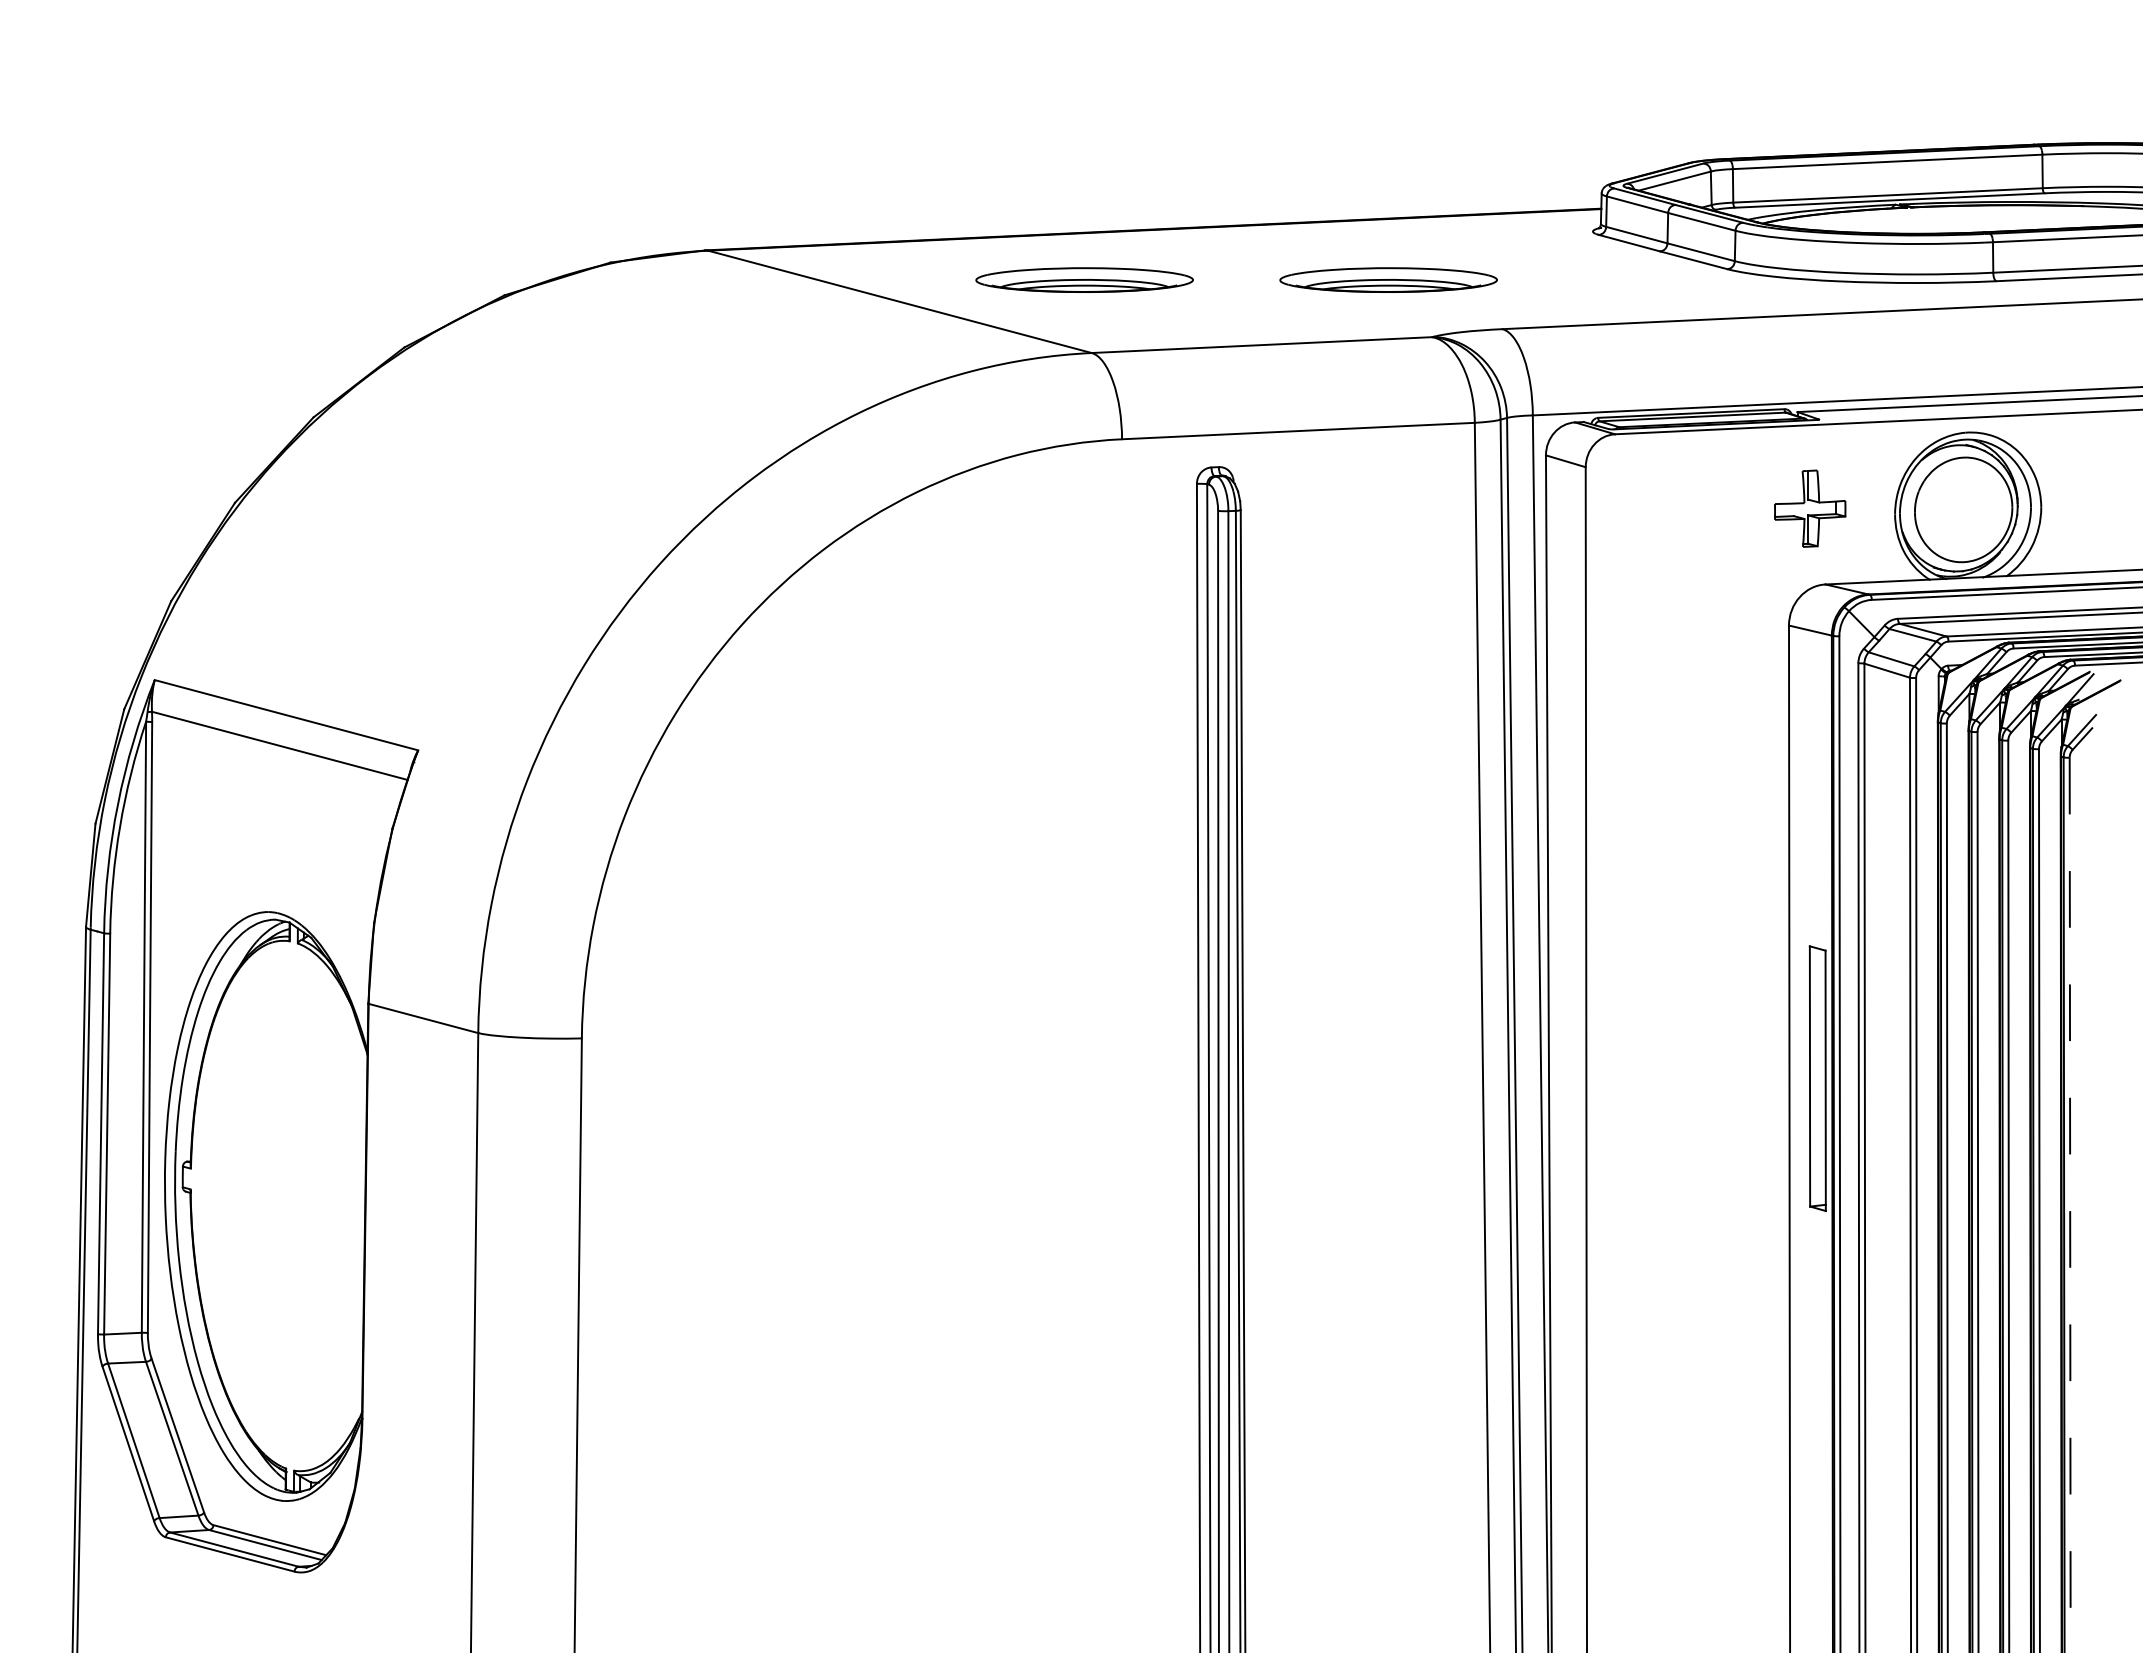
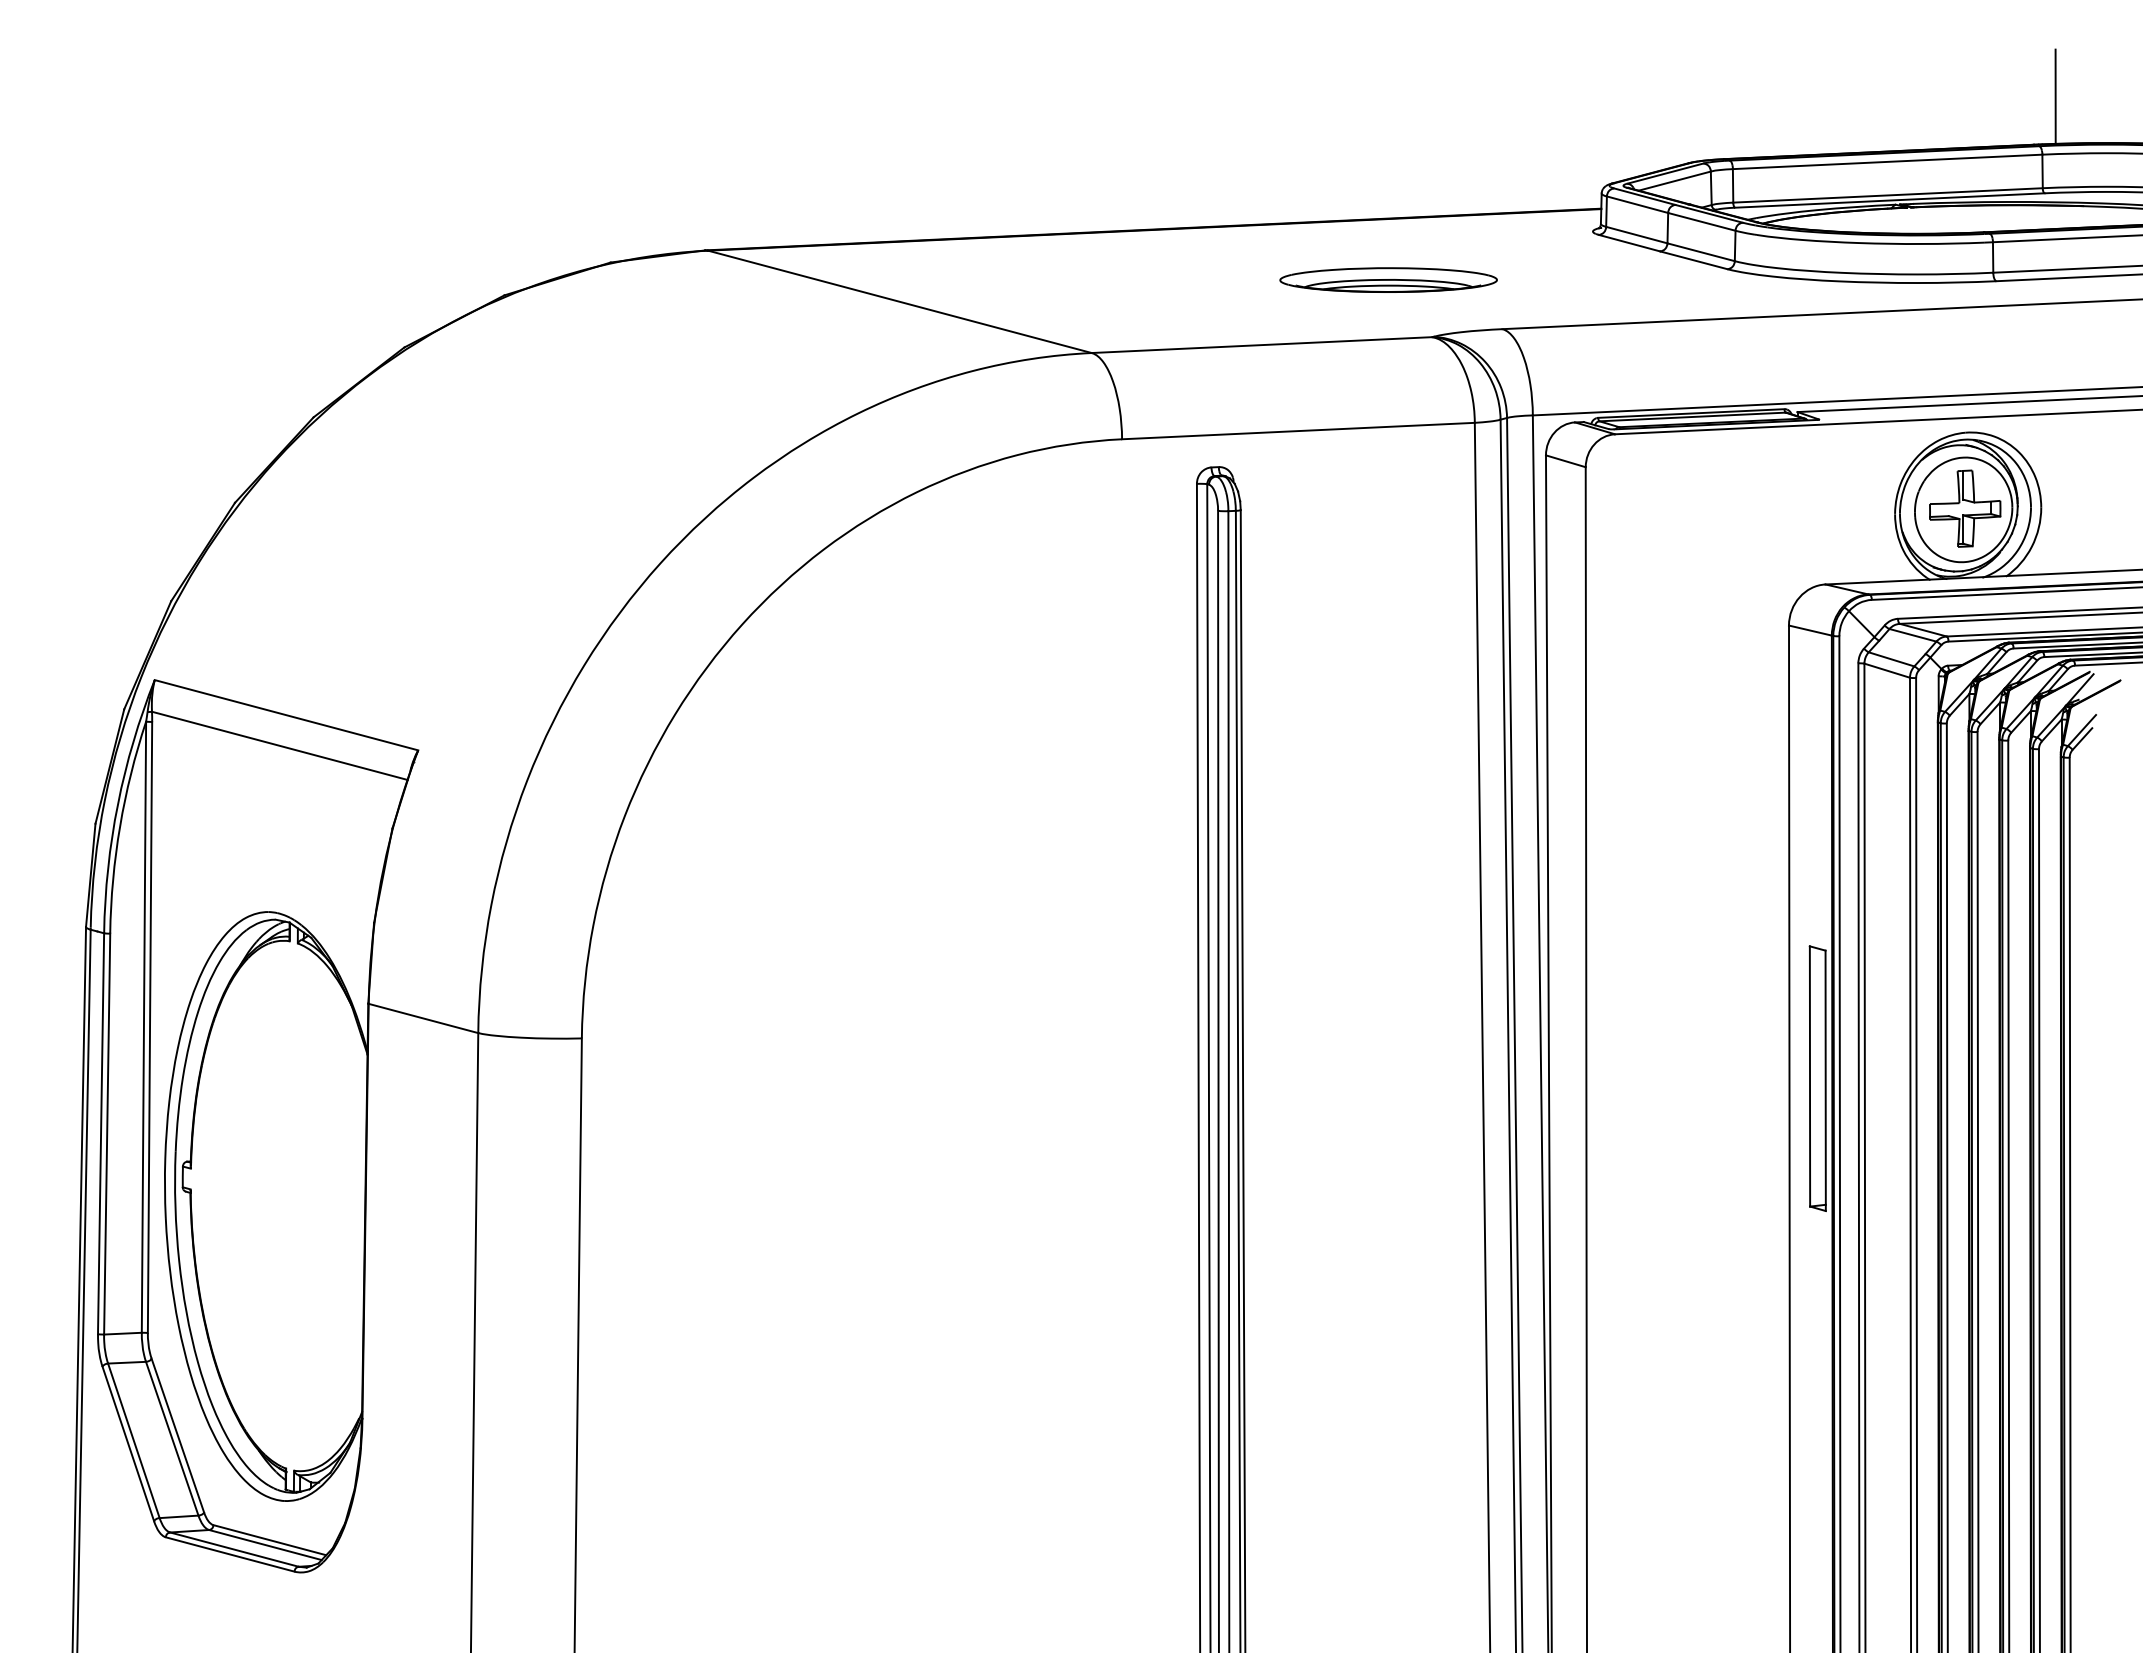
line: none -> present (2055, 96)
part: present -> none (1084, 279)
part position: (1810, 508) -> (1965, 508) (1965, 508)
line: dashed -> solid (2070, 1205)
